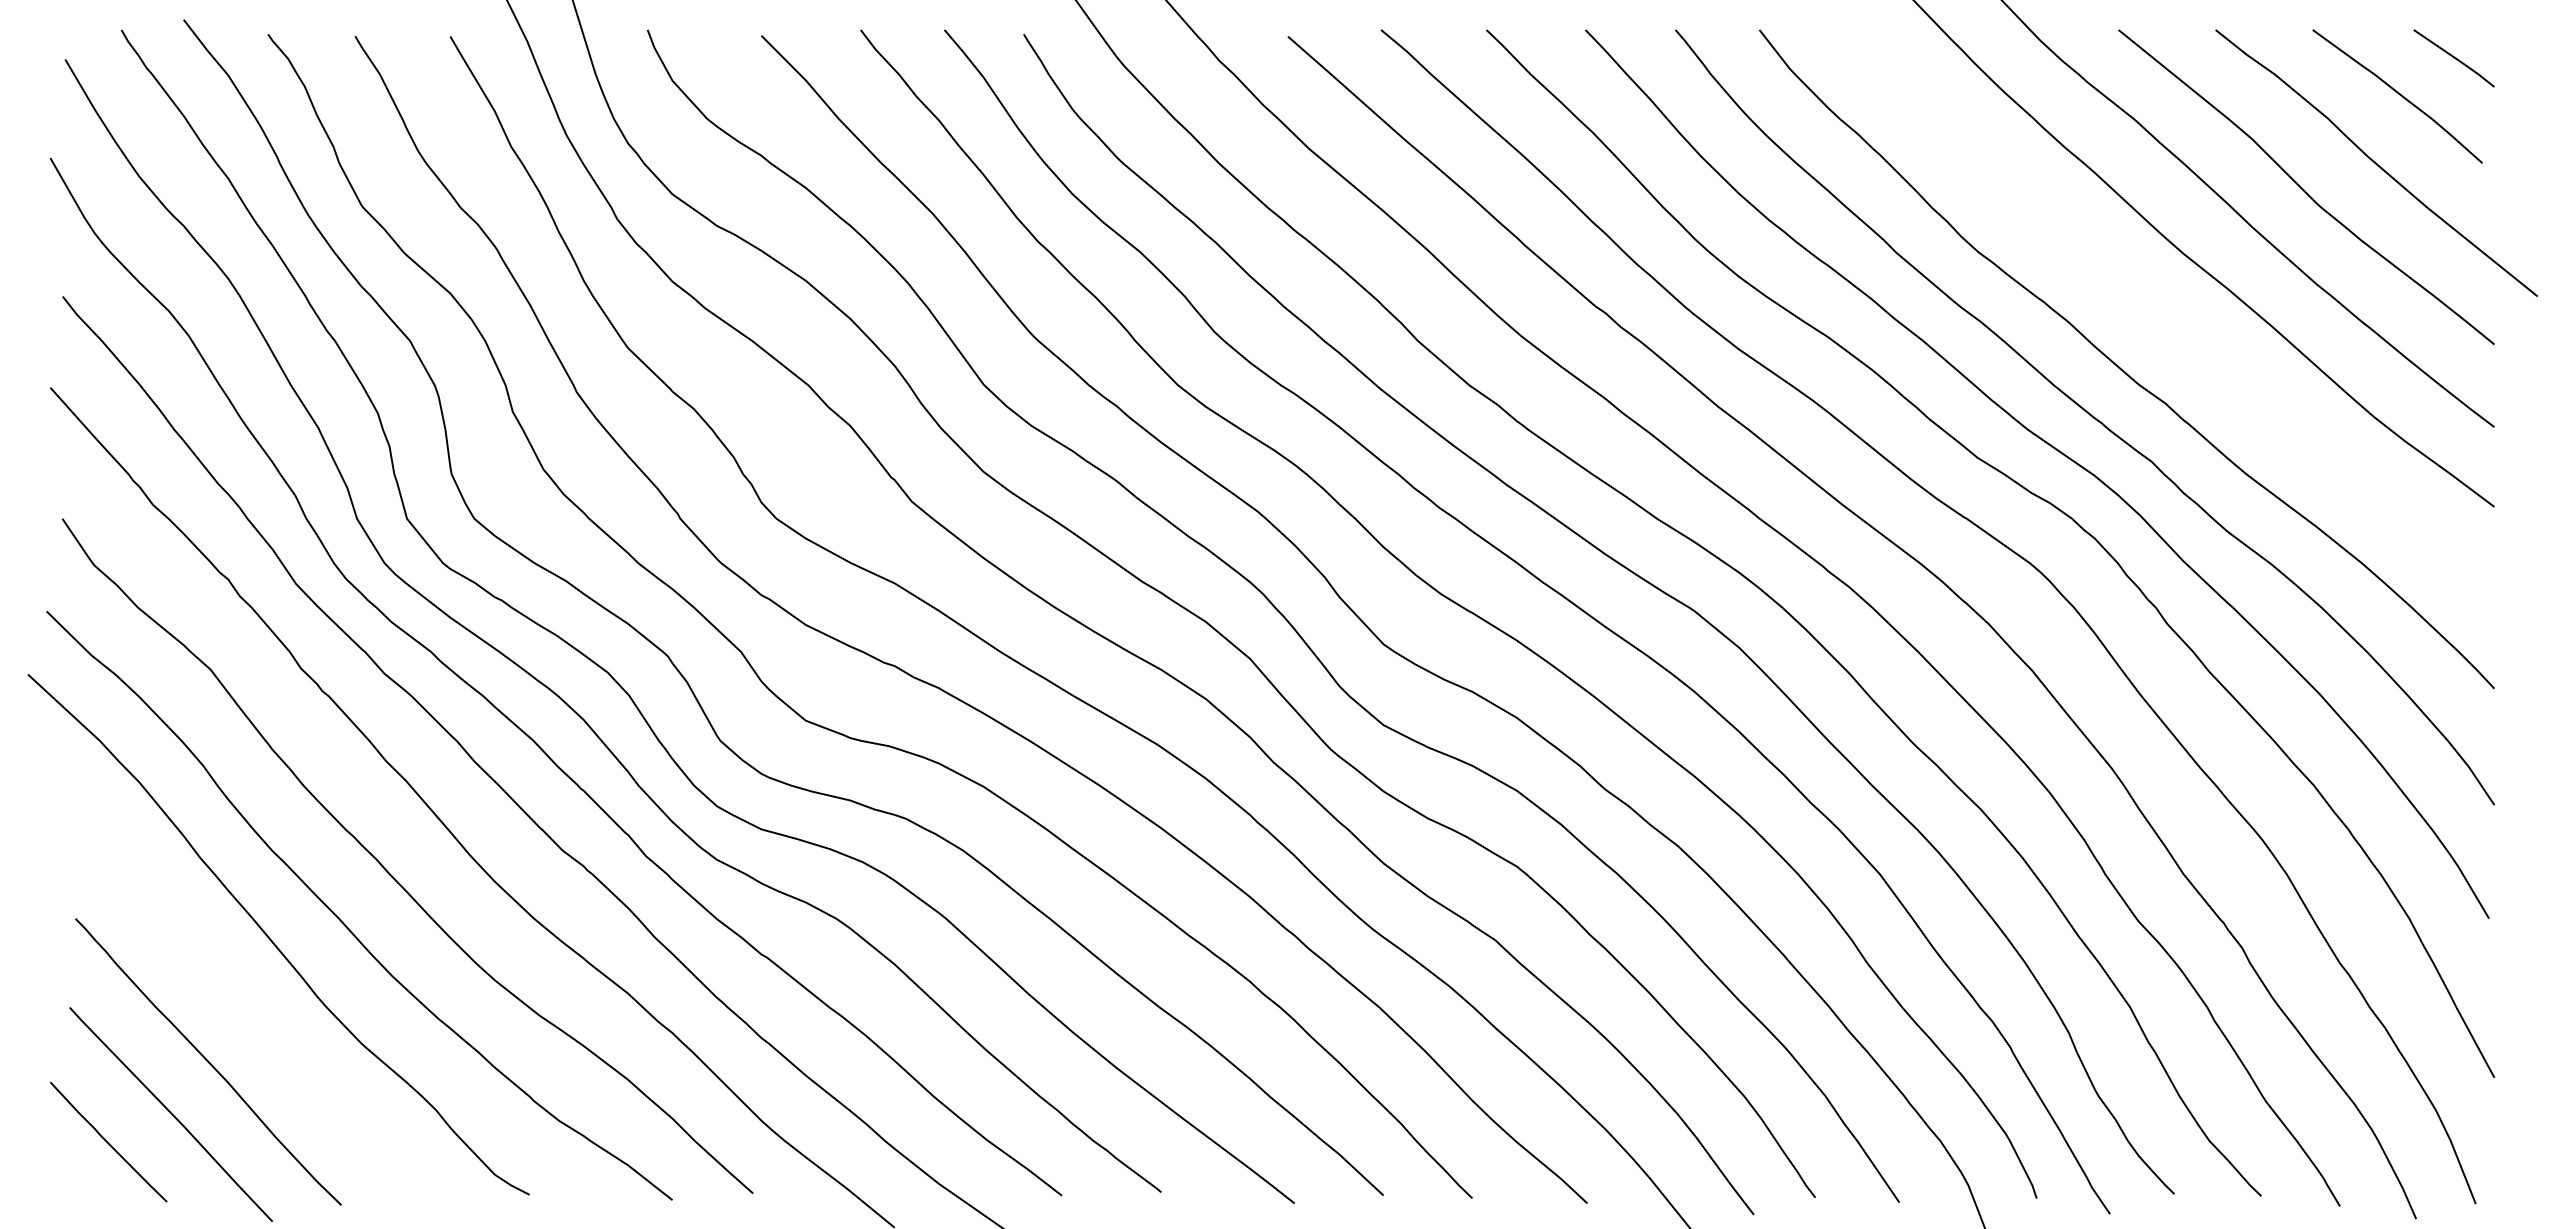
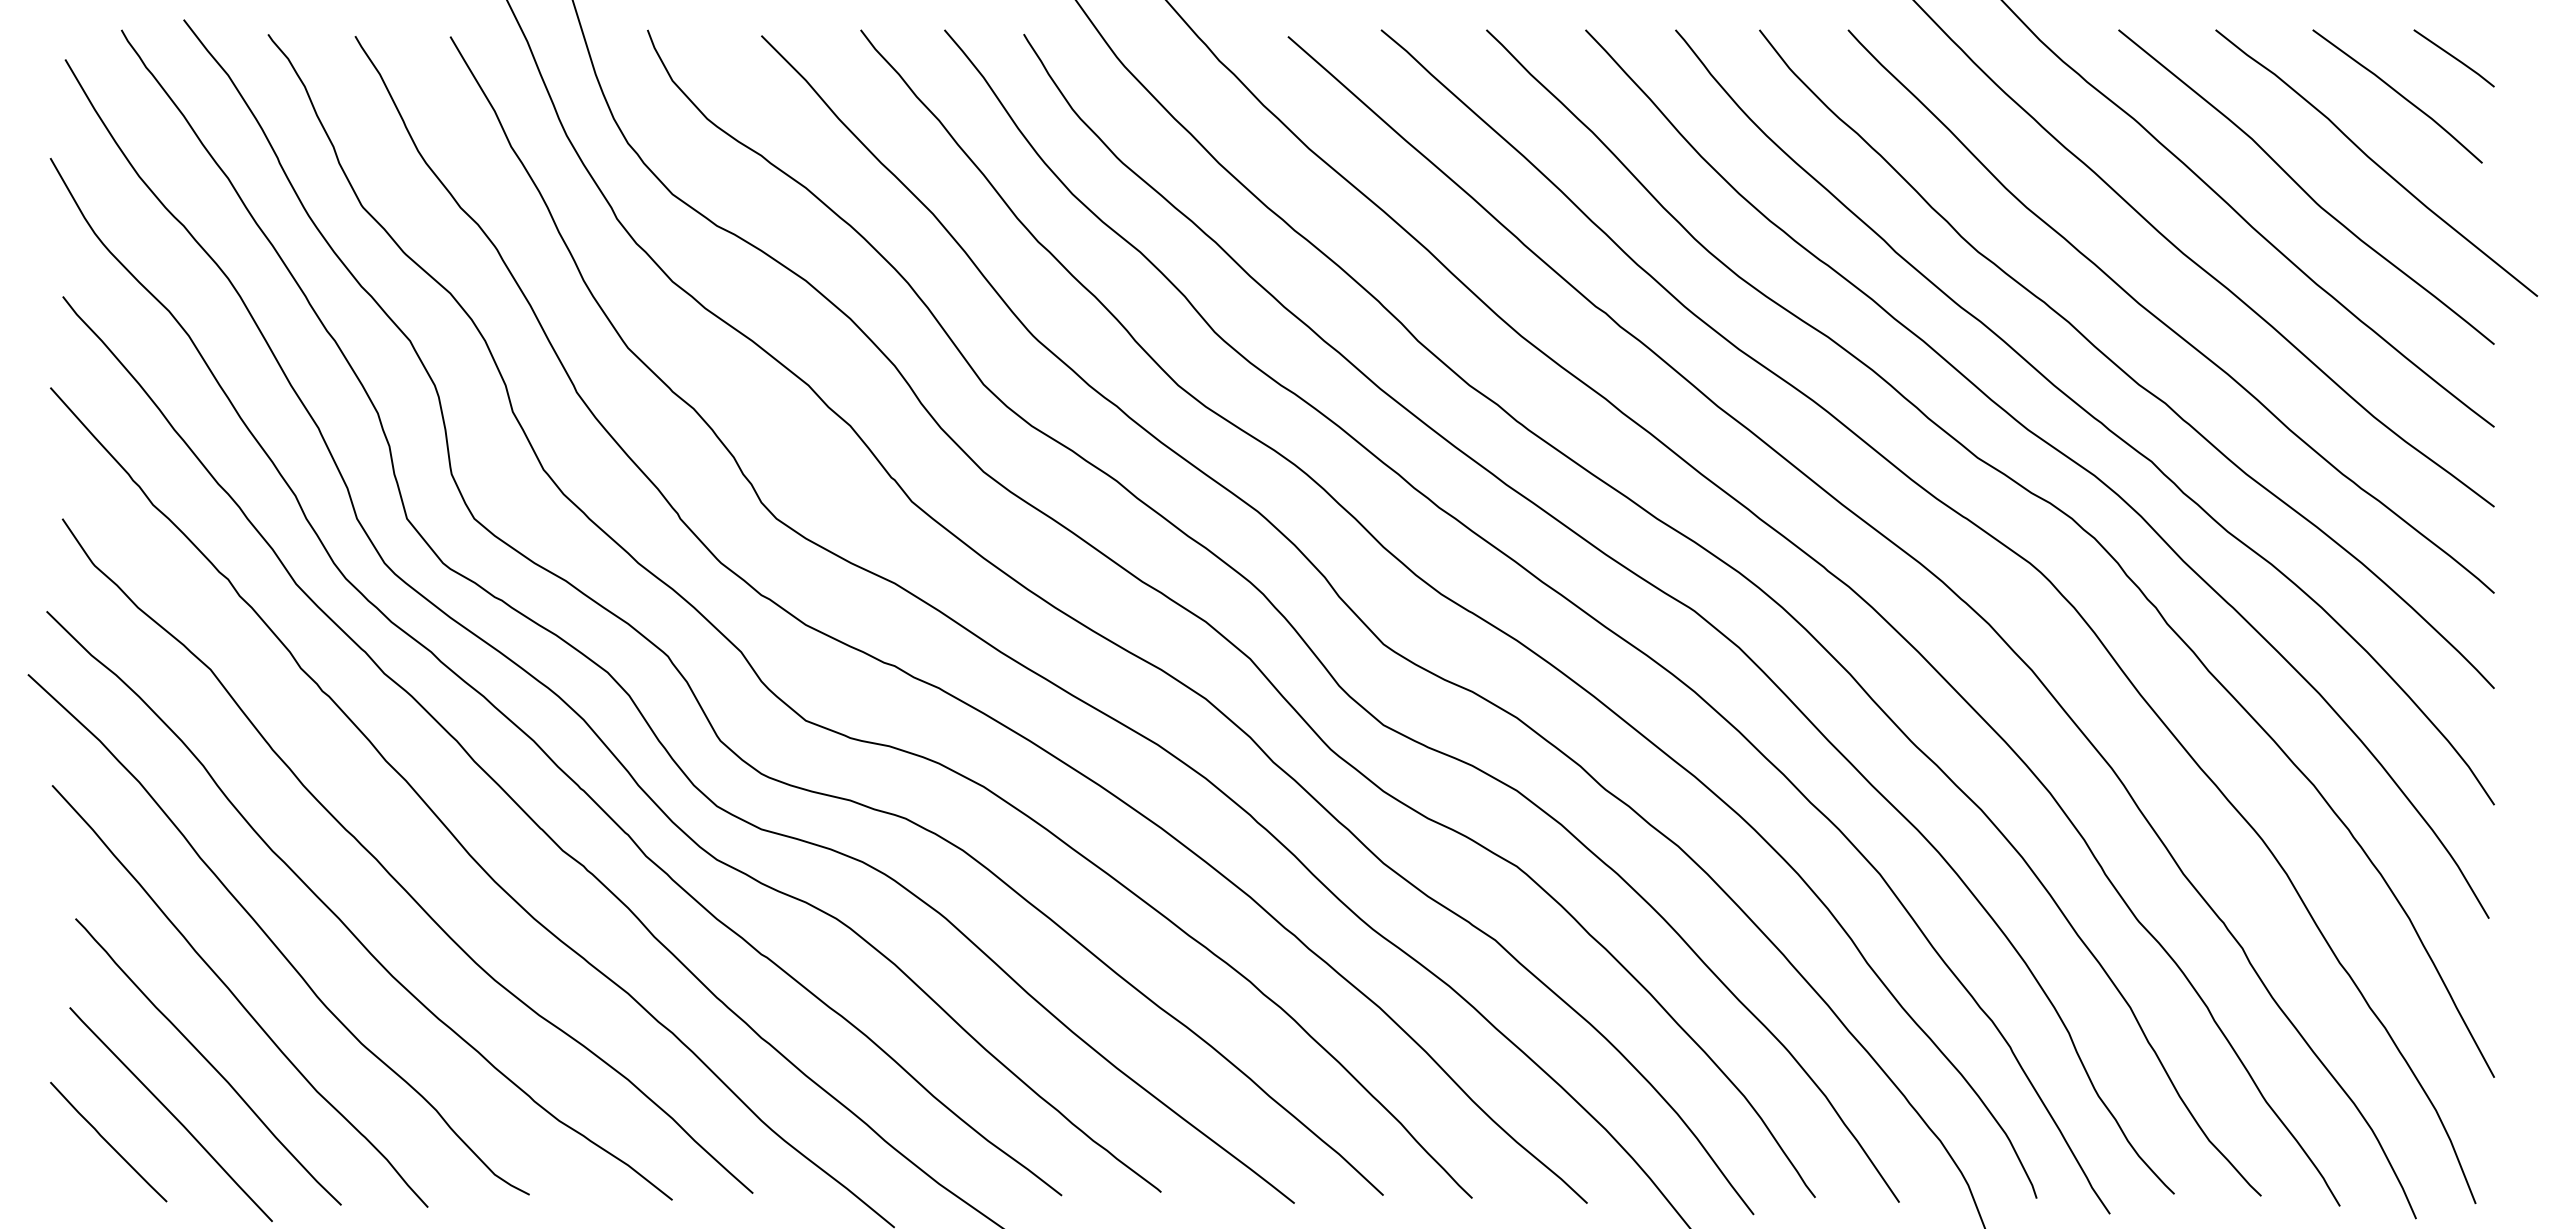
curve: none -> present (2163, 321)
curve: none -> present (237, 997)
